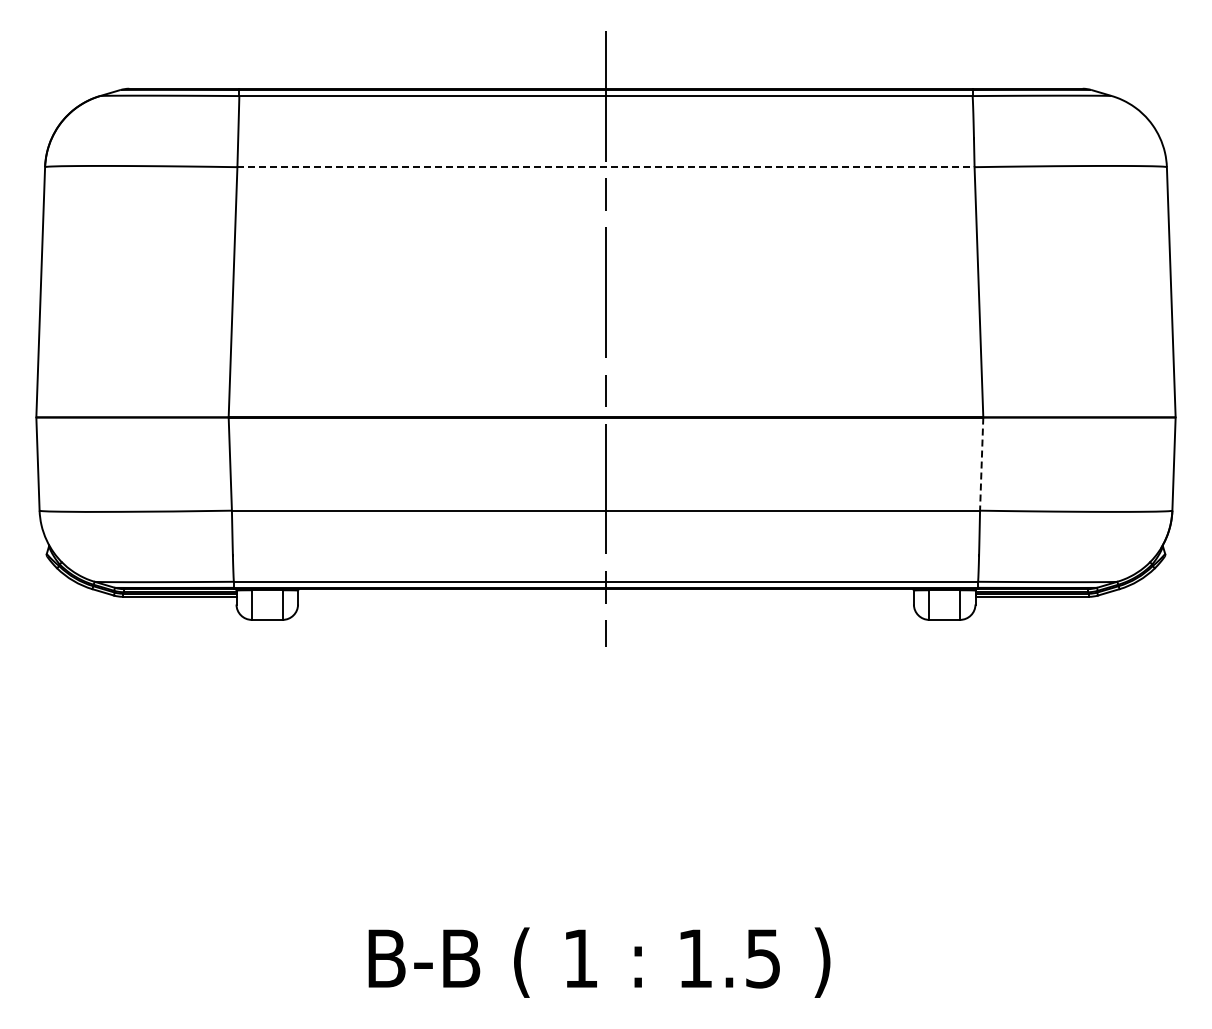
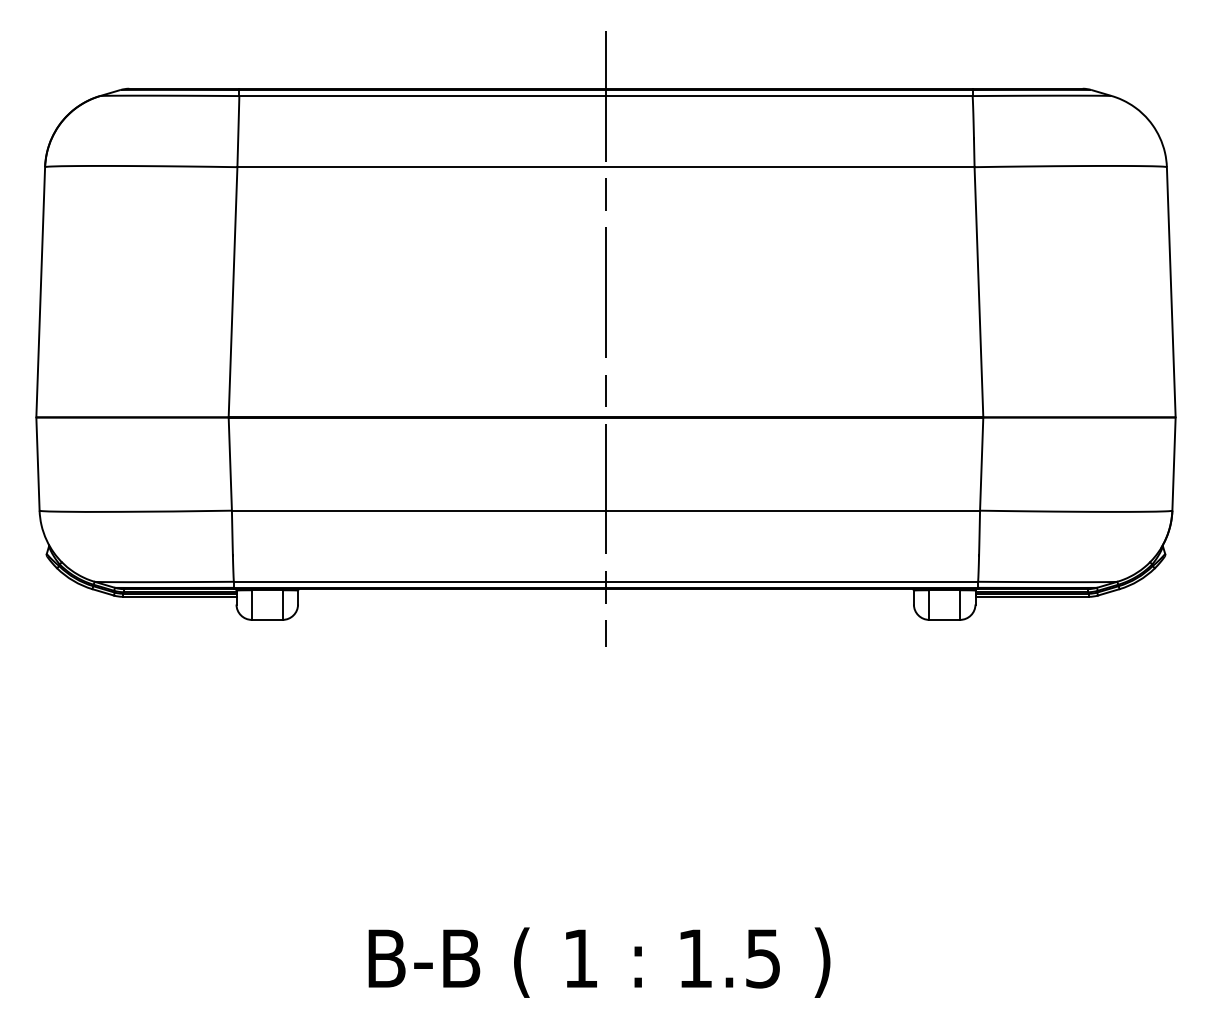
line: dashed -> solid (606, 167)
line: dashed -> solid (981, 464)
